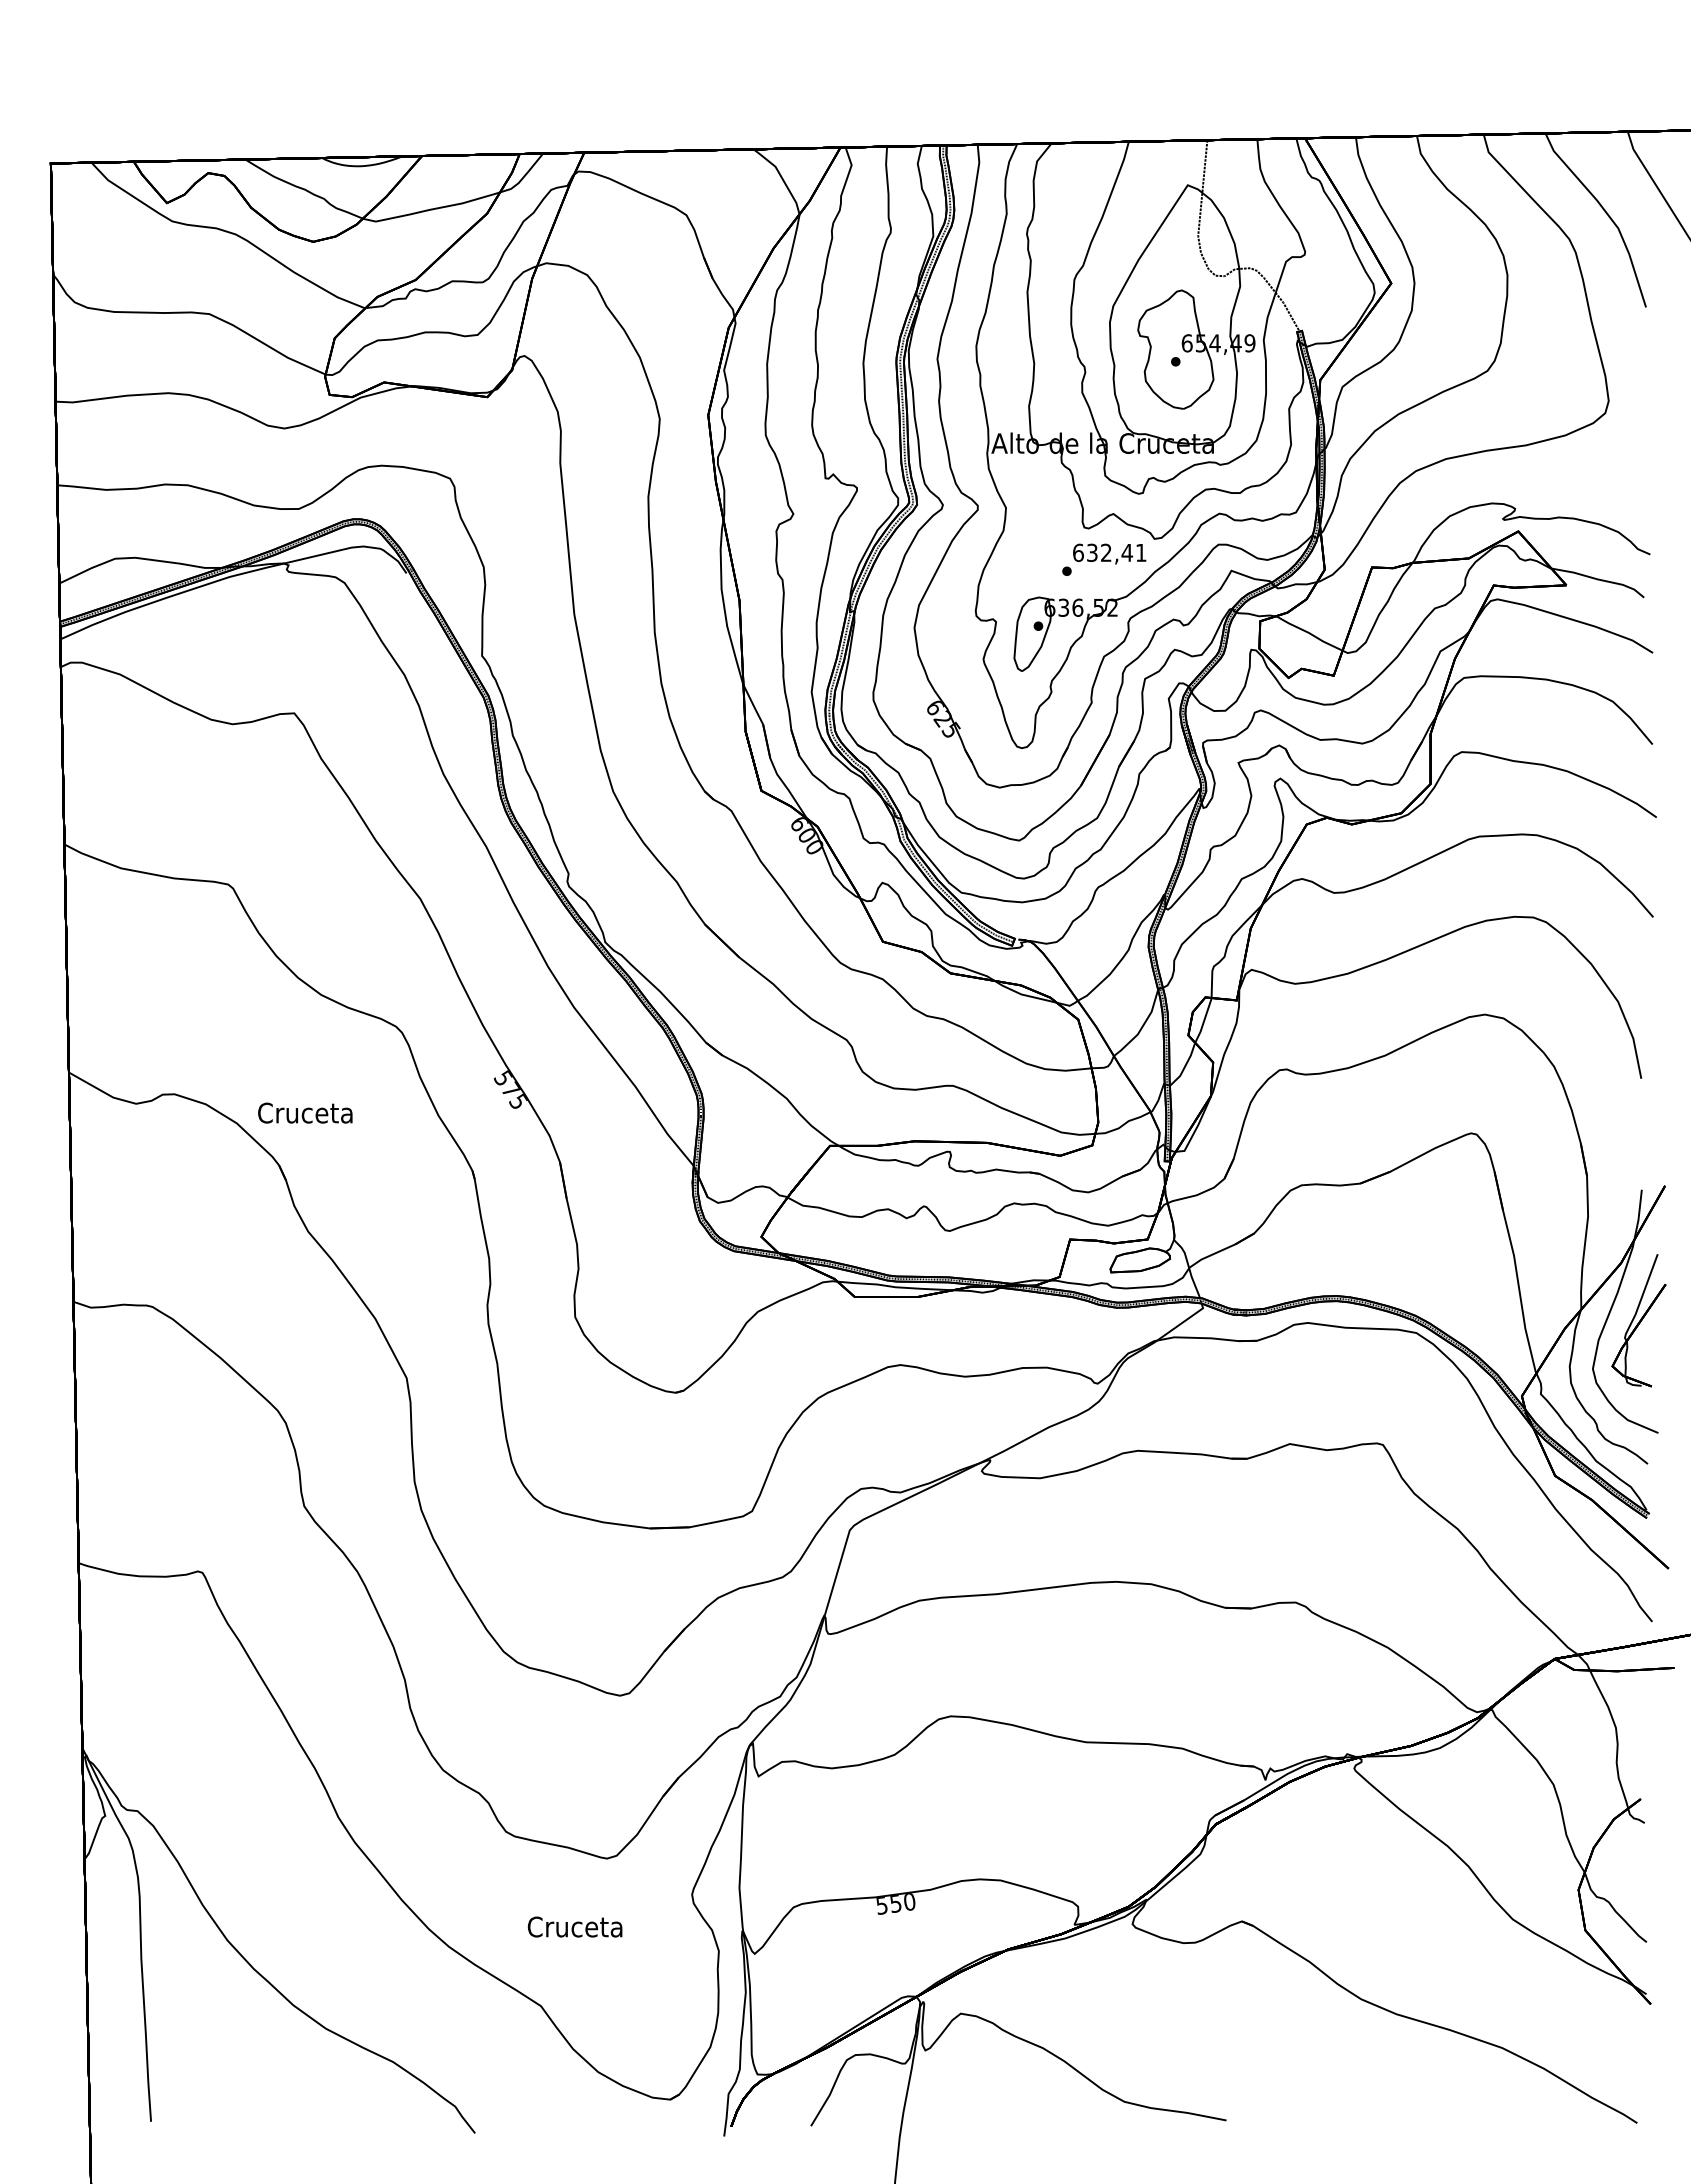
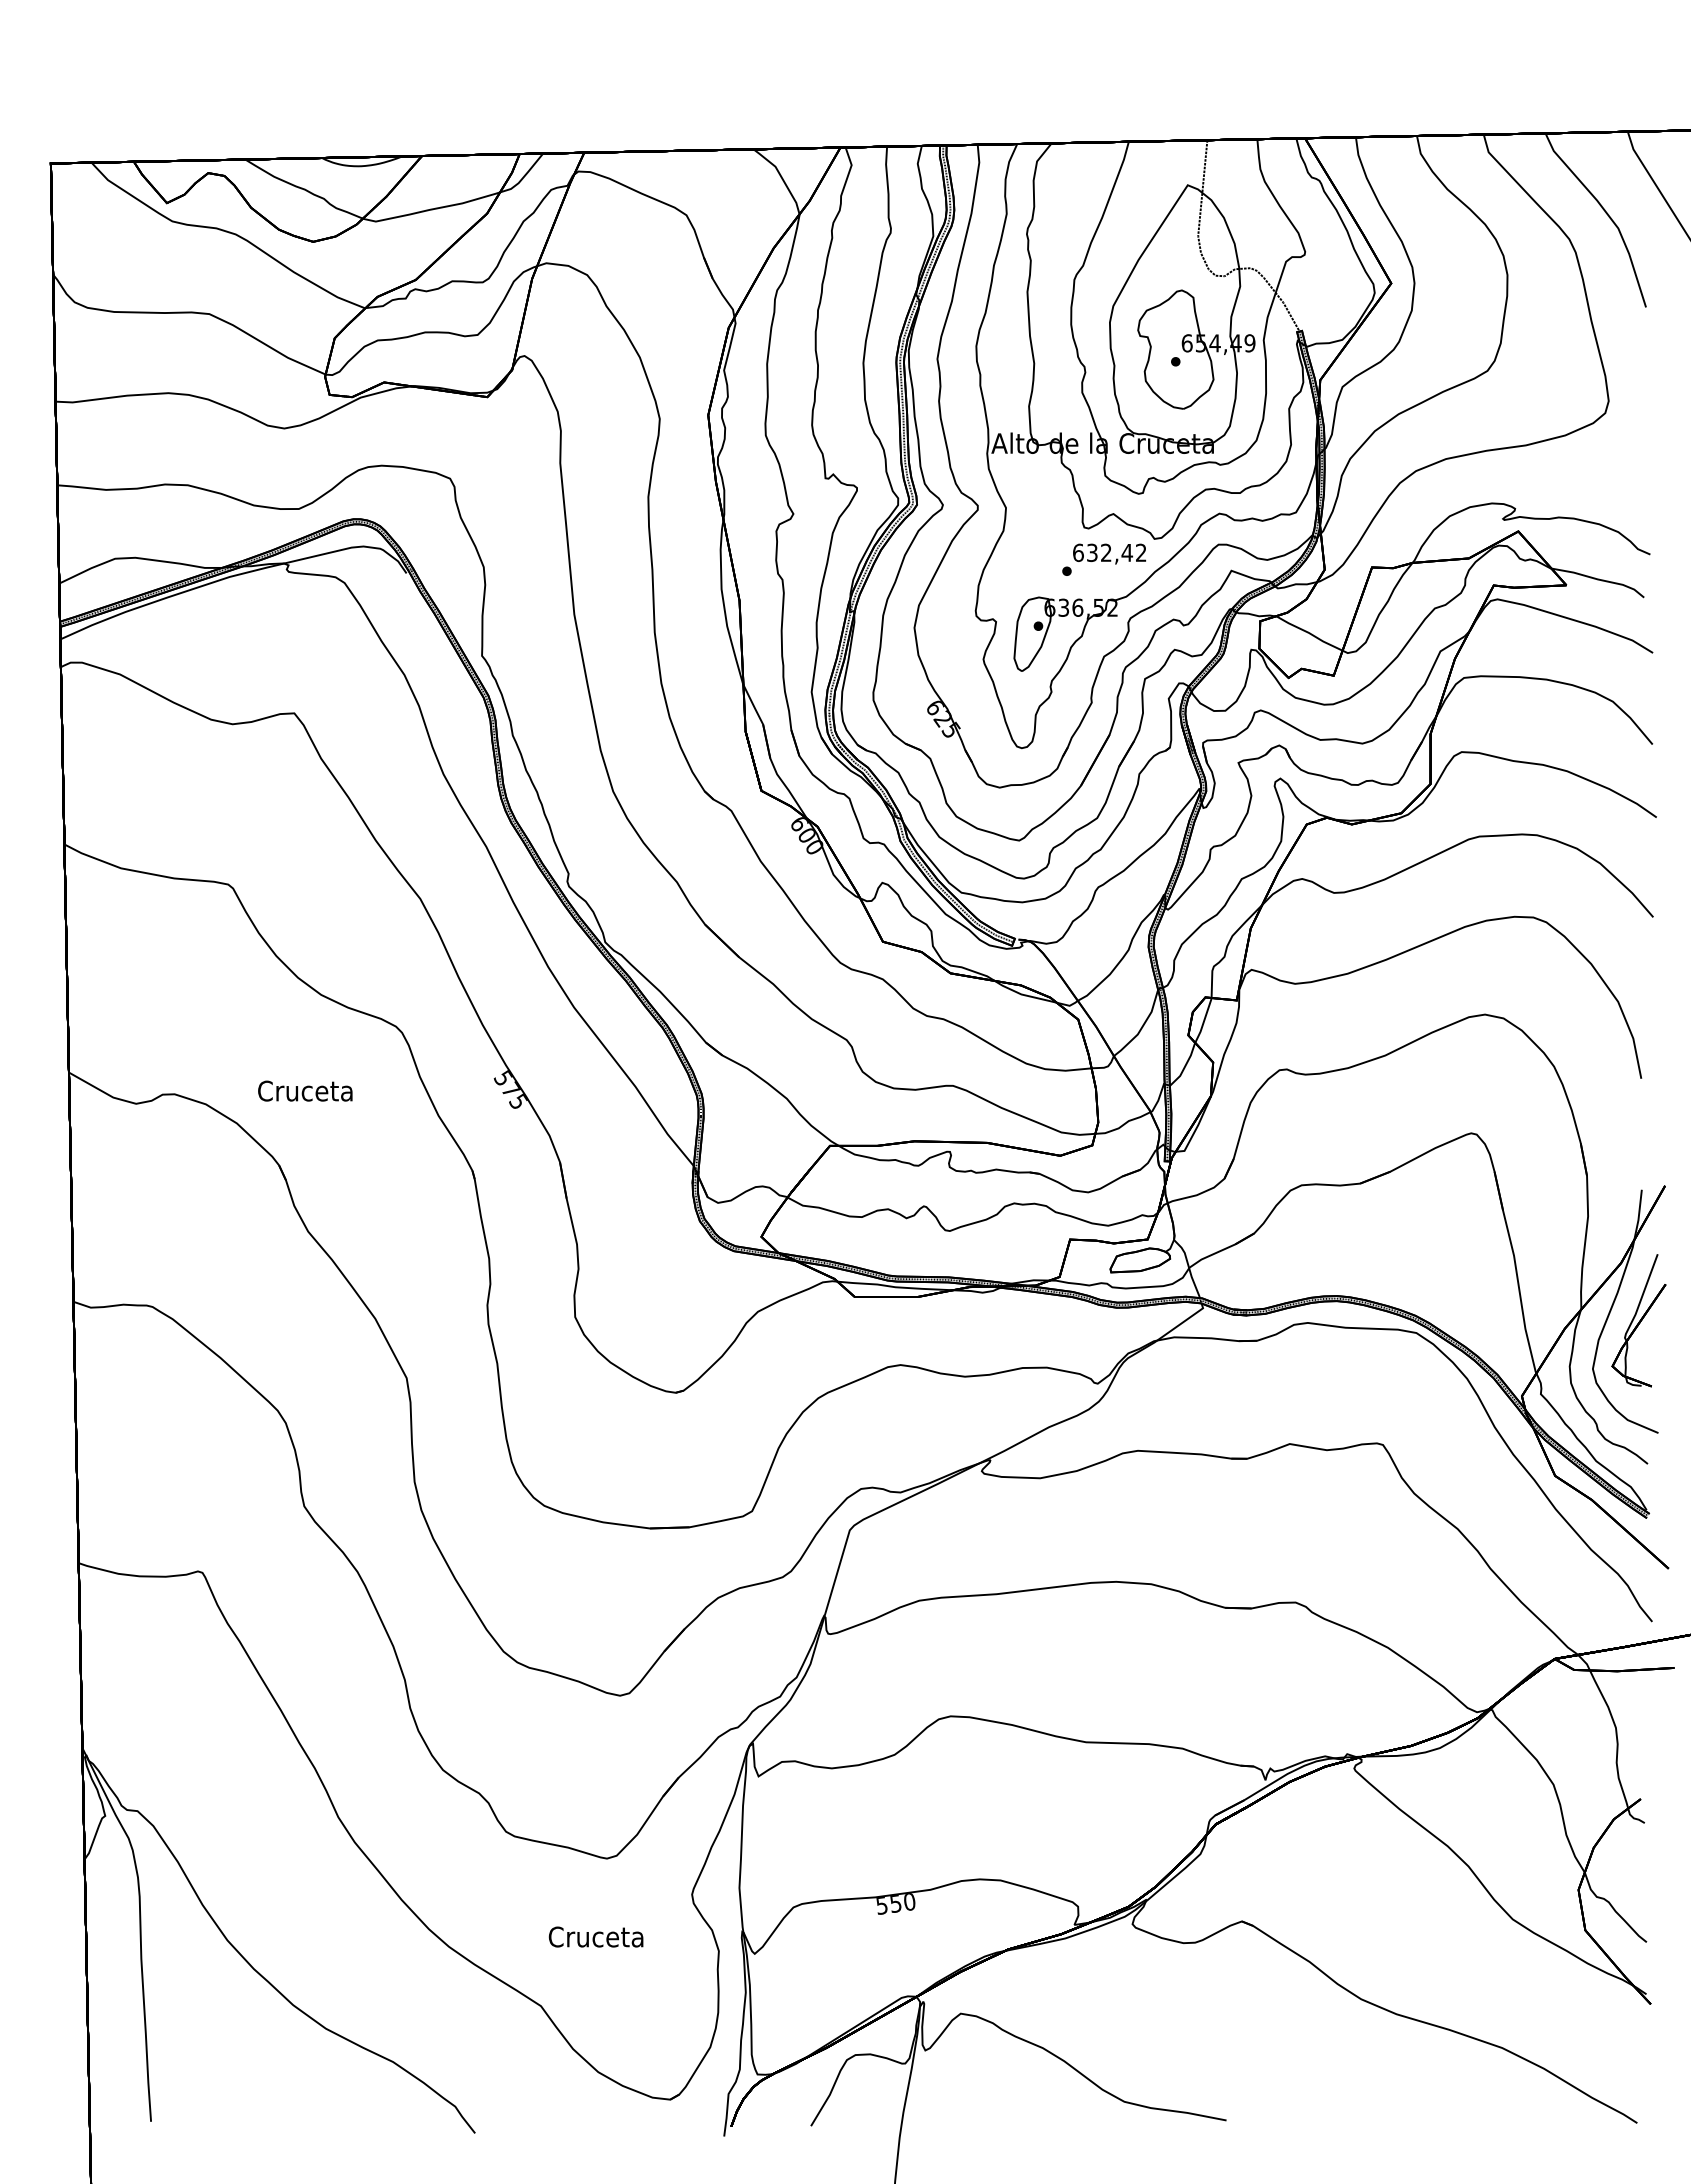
text: 632,41 -> 632,42 (1141, 552)
text position: (305, 1112) -> (305, 1090) (305, 1090)
text position: (574, 1926) -> (595, 1936) (595, 1936)
